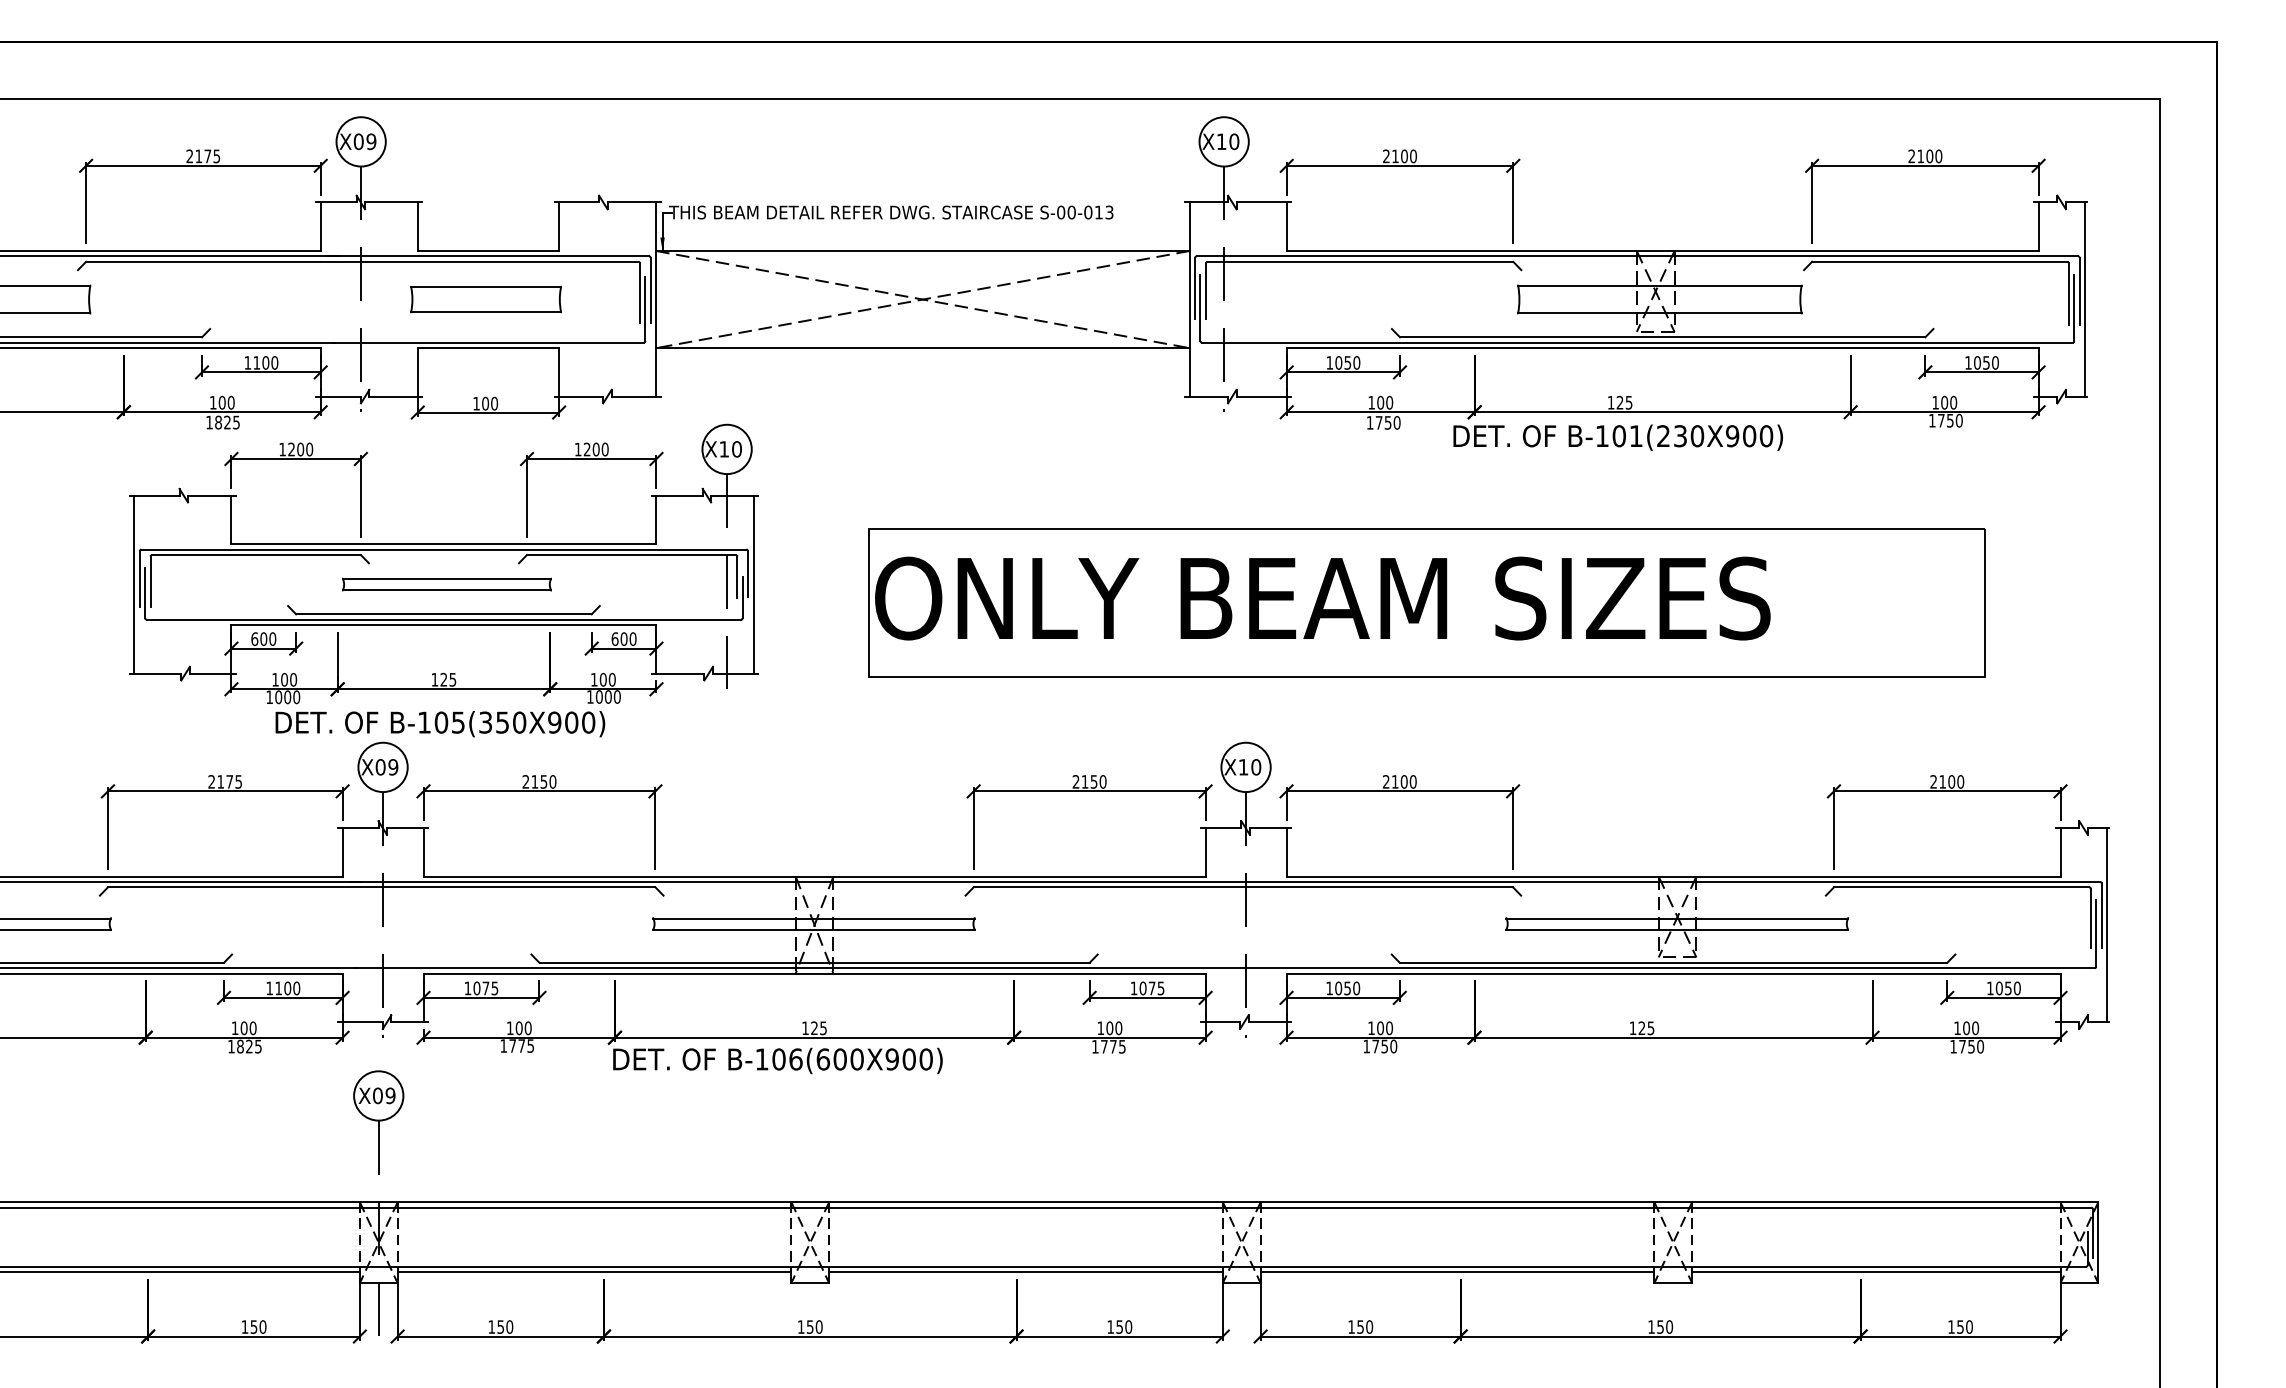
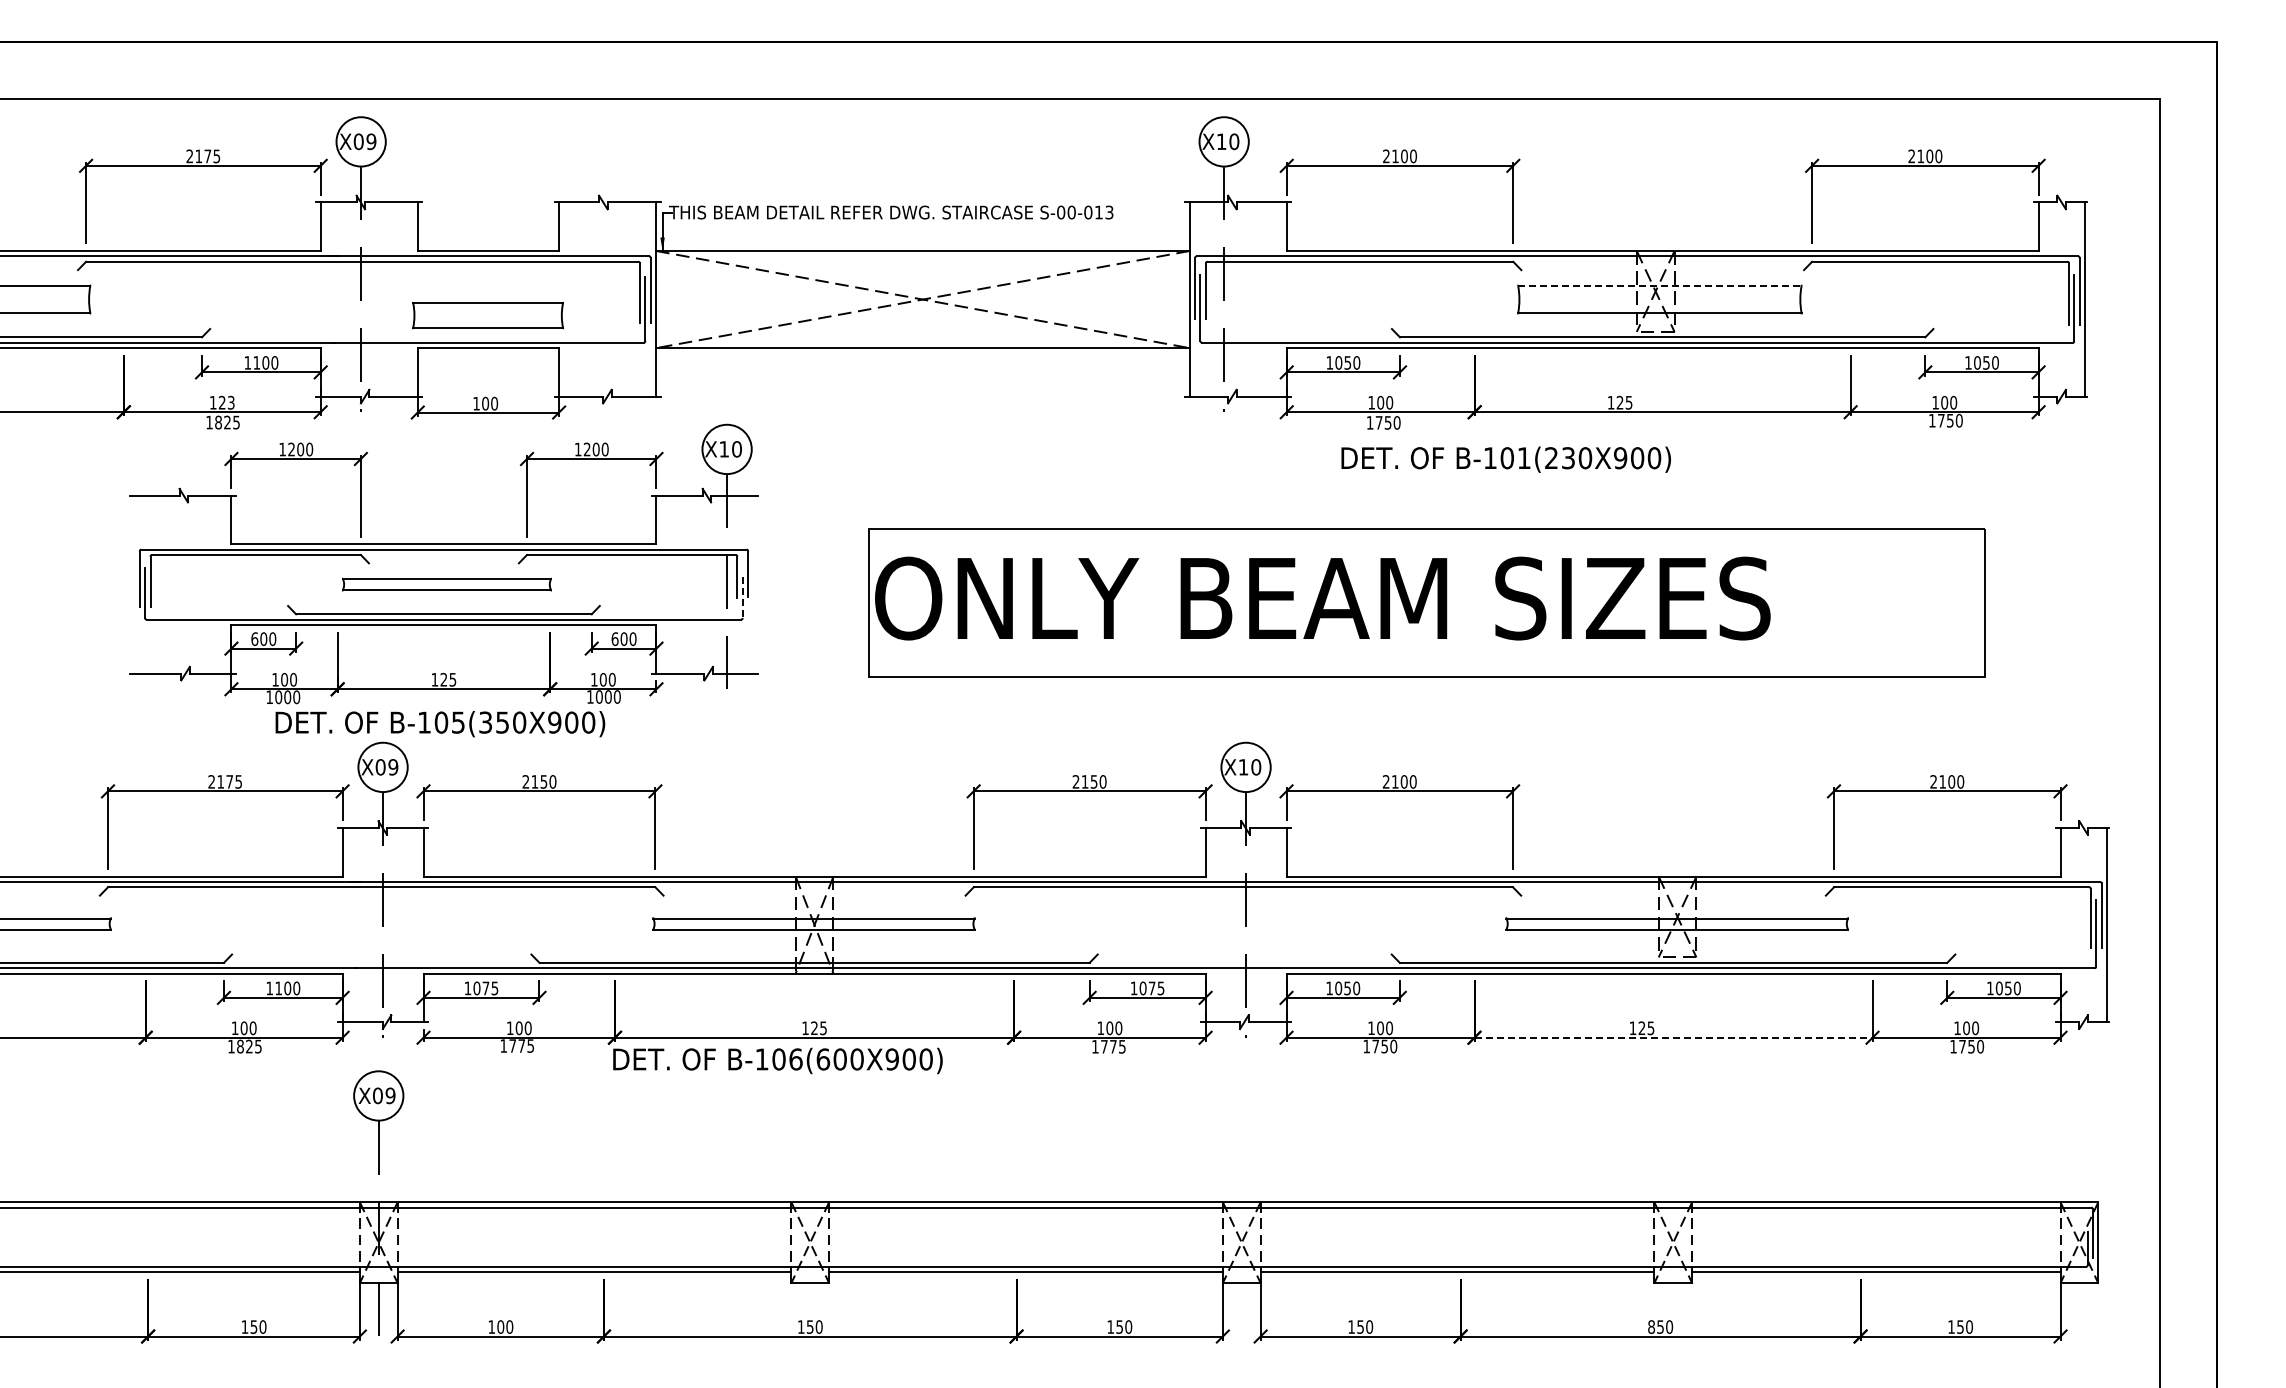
line: solid -> dashed (1659, 285)
part position: (485, 299) -> (487, 315) (487, 315)
text: 100 -> 123 (226, 402)
text position: (1617, 437) -> (1505, 459) (1505, 459)
line: present -> none (134, 584)
line: present -> none (753, 584)
line: solid -> dashed (742, 597)
line: solid -> dashed (1674, 1037)
text: 150 -> 100 (500, 1326)
text: 150 -> 850 (1651, 1326)
